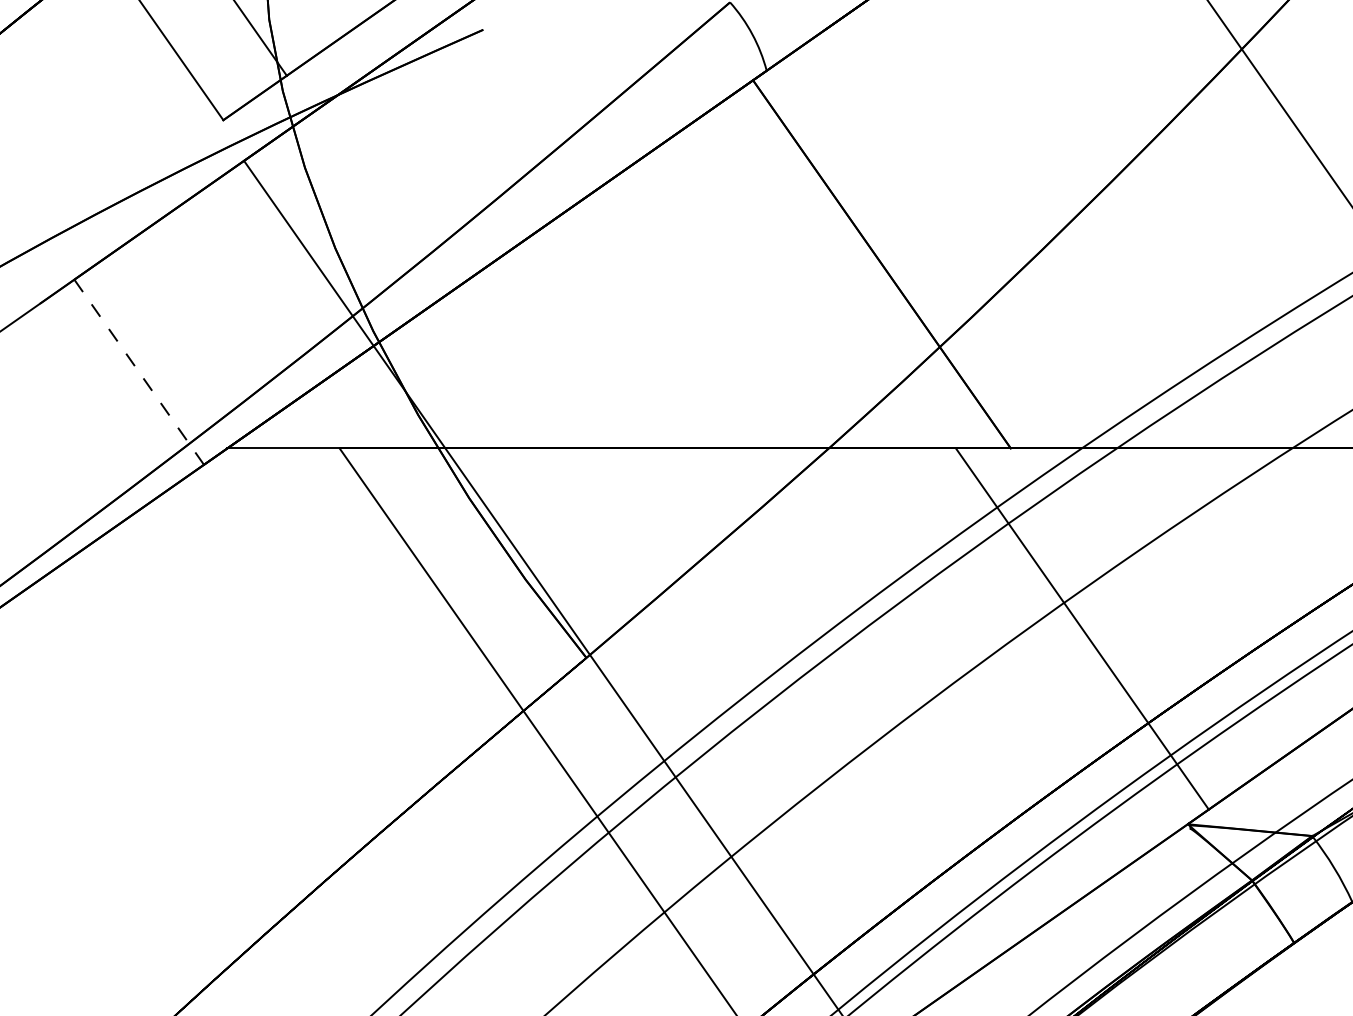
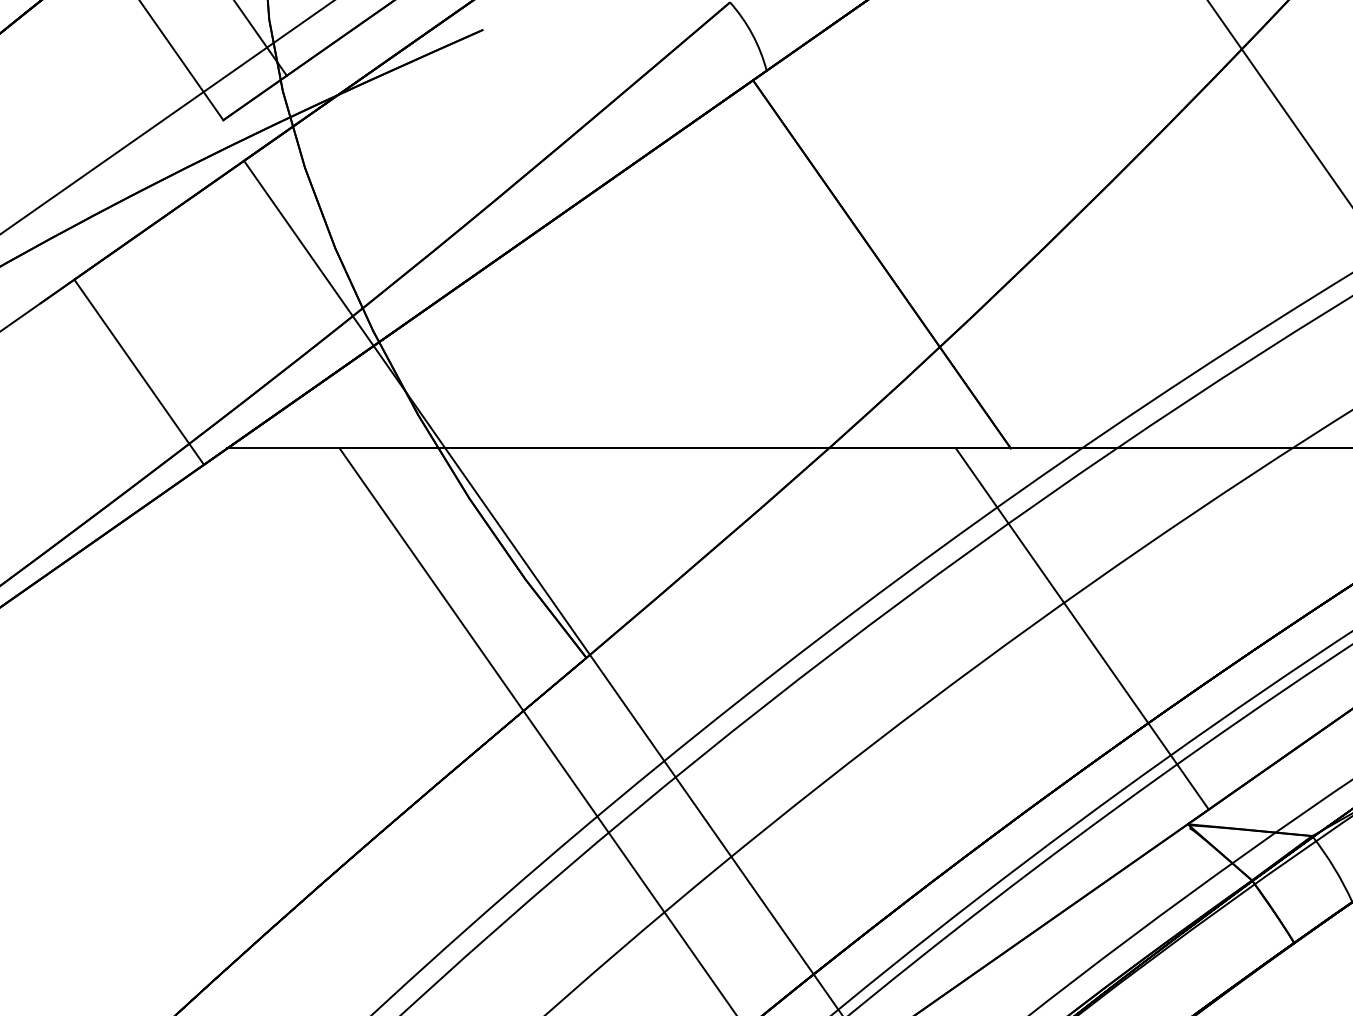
line: none -> present (166, 117)
line: dashed -> solid (139, 372)
